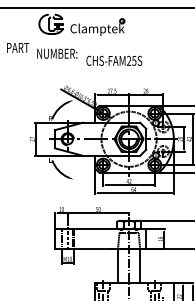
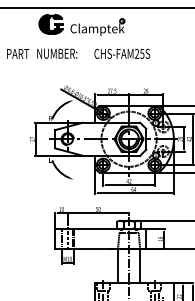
fill: none -> present (51, 23)
text position: (18, 47) -> (18, 53) (18, 53)
text position: (114, 60) -> (122, 53) (122, 53)
